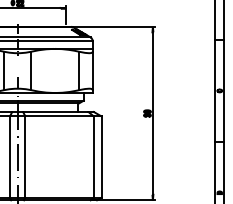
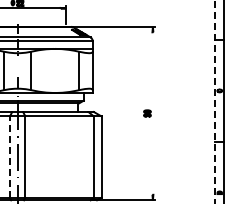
line: solid -> dashed (215, 101)
line: present -> none (152, 113)
line: solid -> dashed (9, 157)
